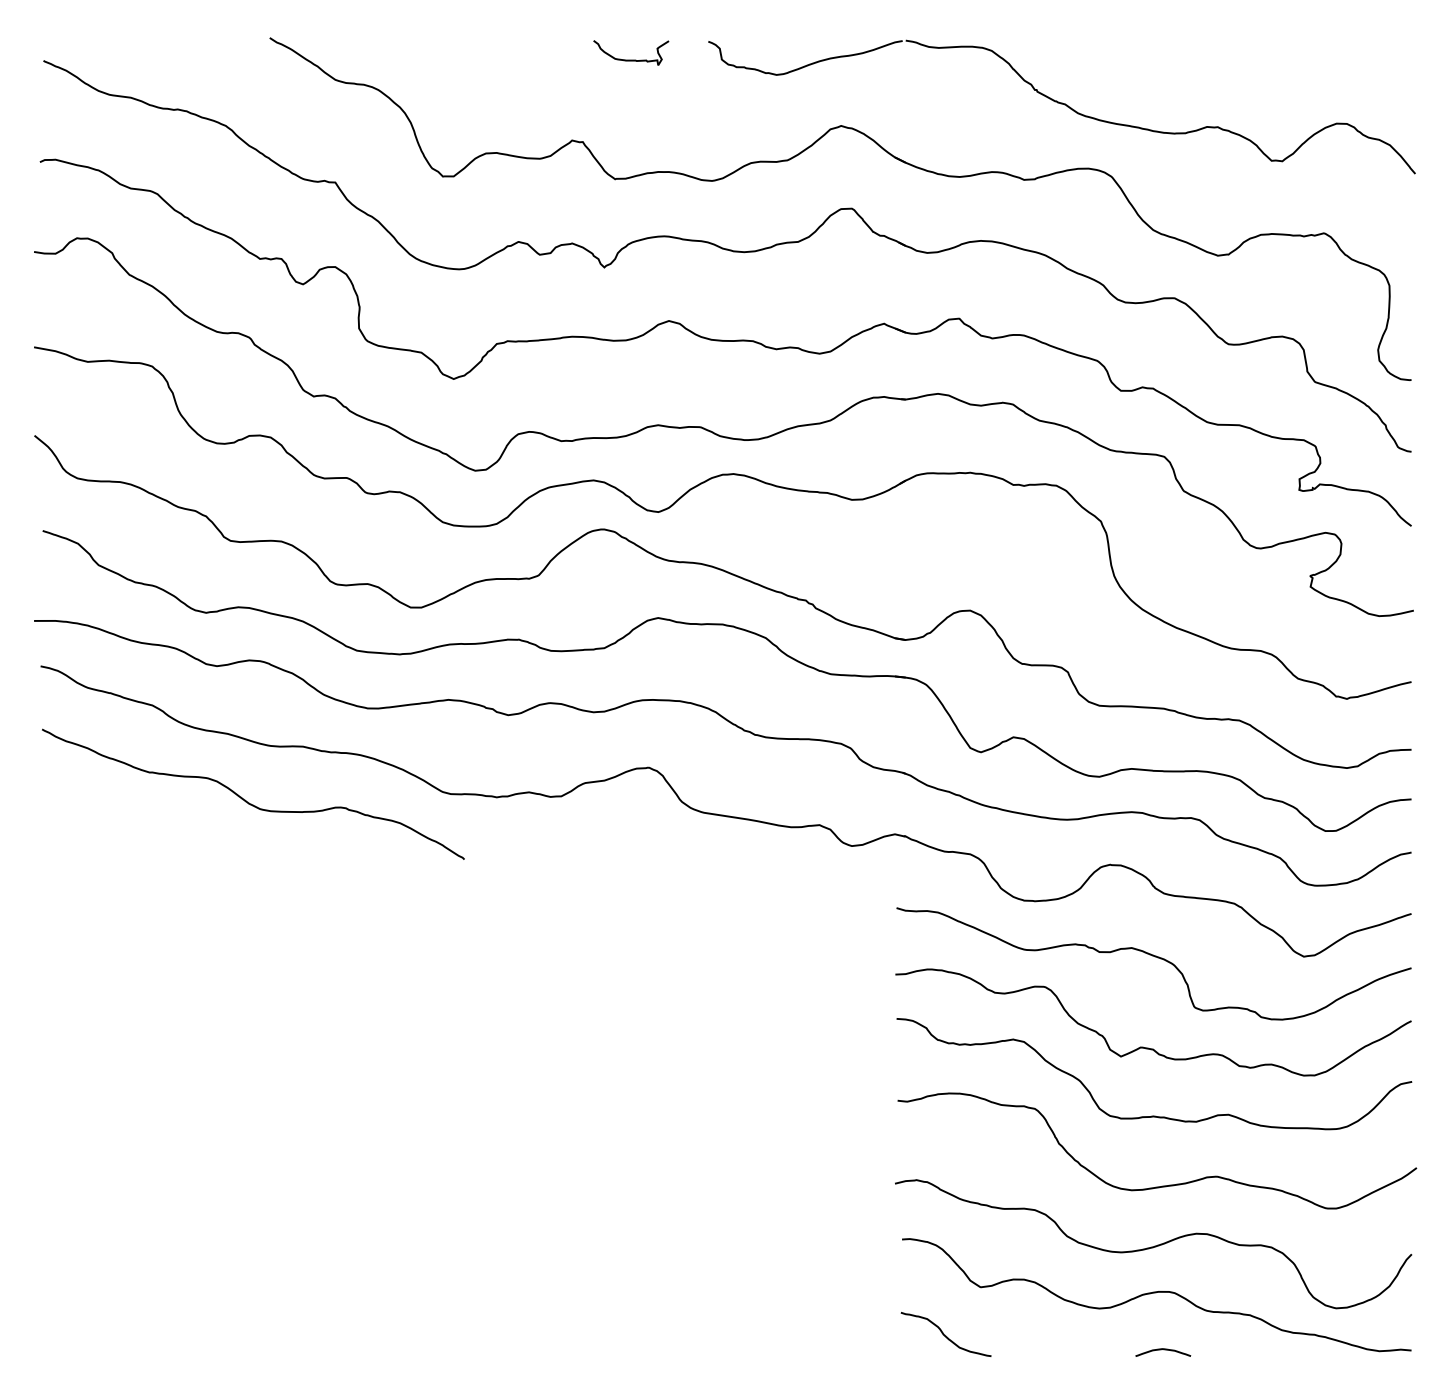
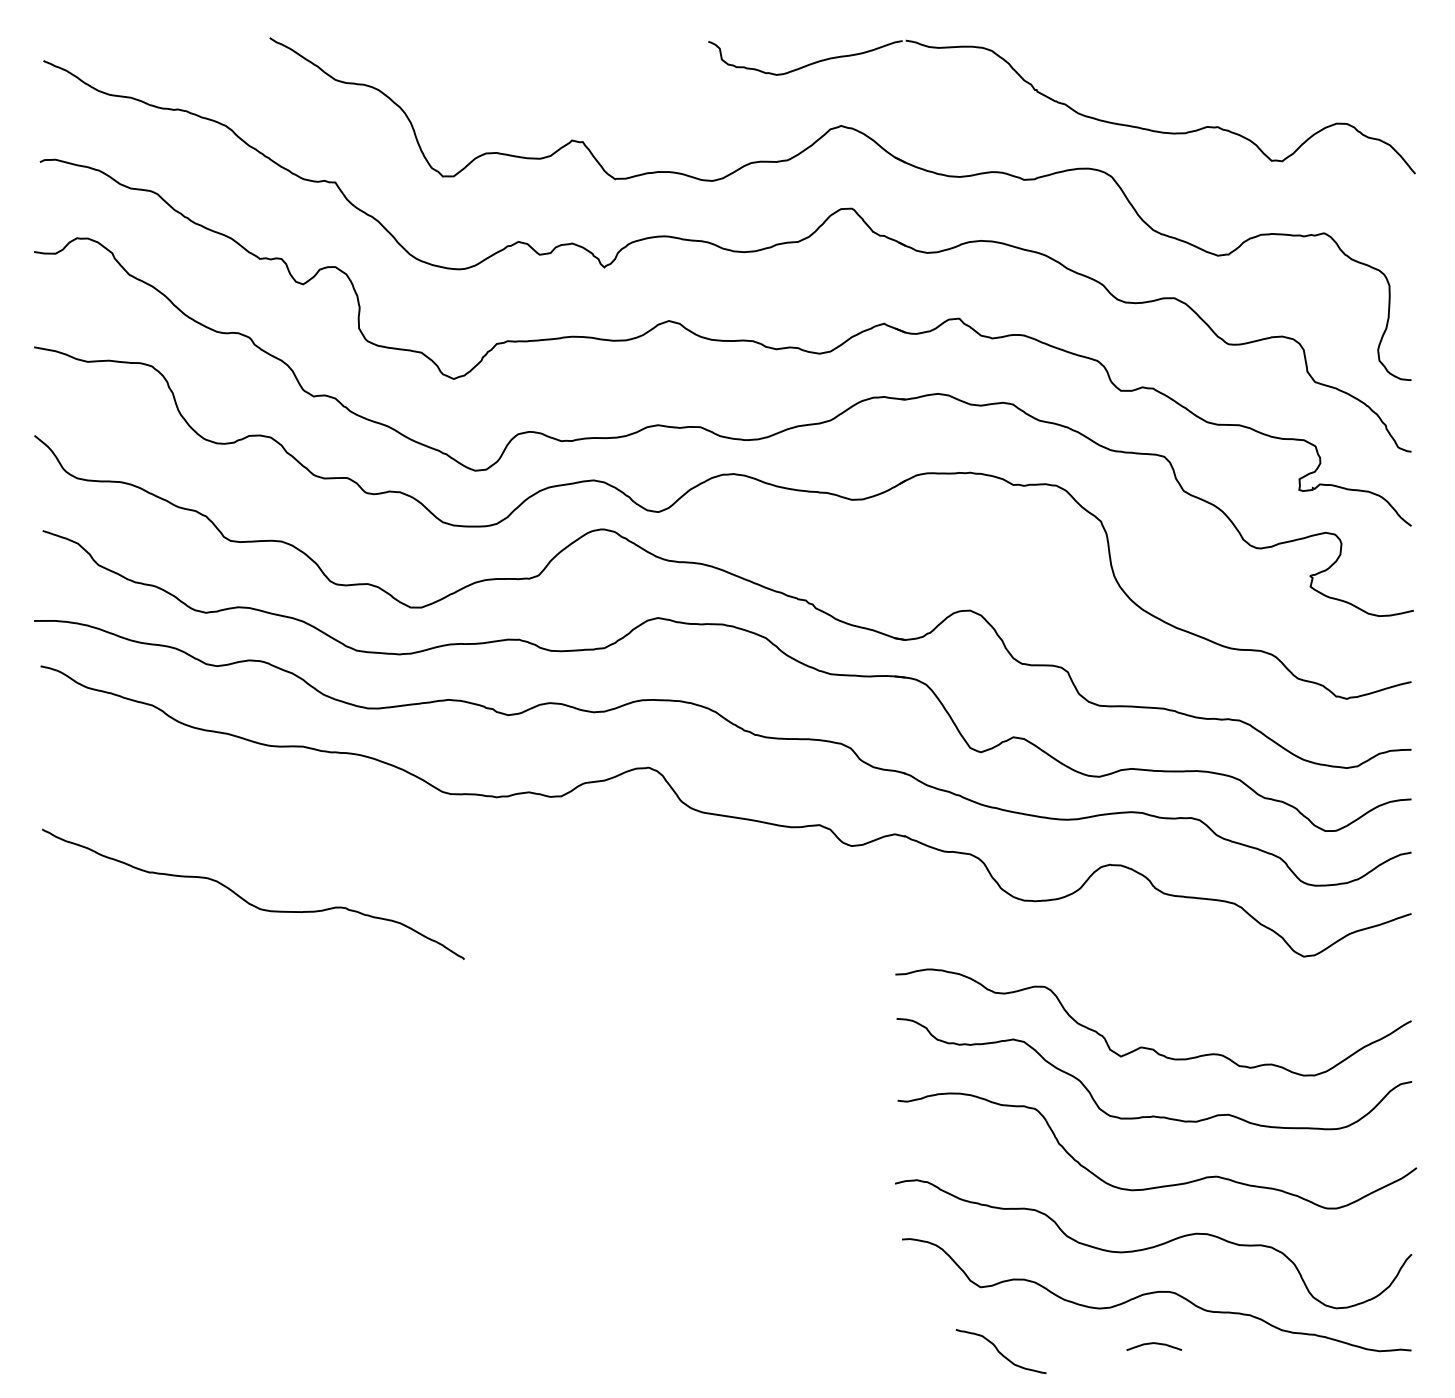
curve: present -> none (631, 59)
curve position: (249, 802) -> (249, 902) (249, 902)
curve: present -> none (1155, 957)
curve position: (944, 1334) -> (999, 1351) (999, 1351)
curve position: (1163, 1350) -> (1154, 1344) (1154, 1344)
